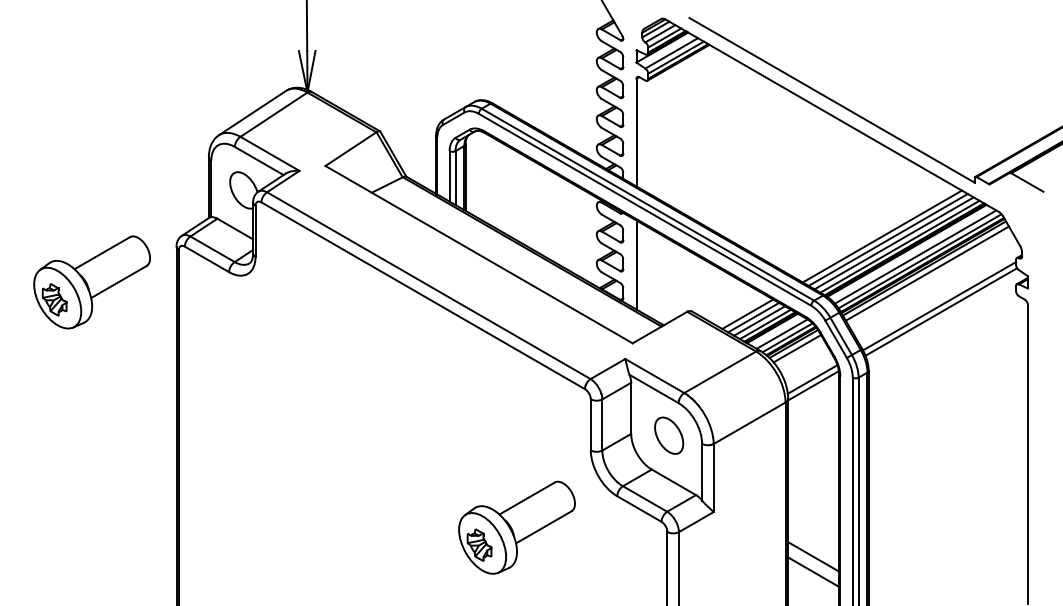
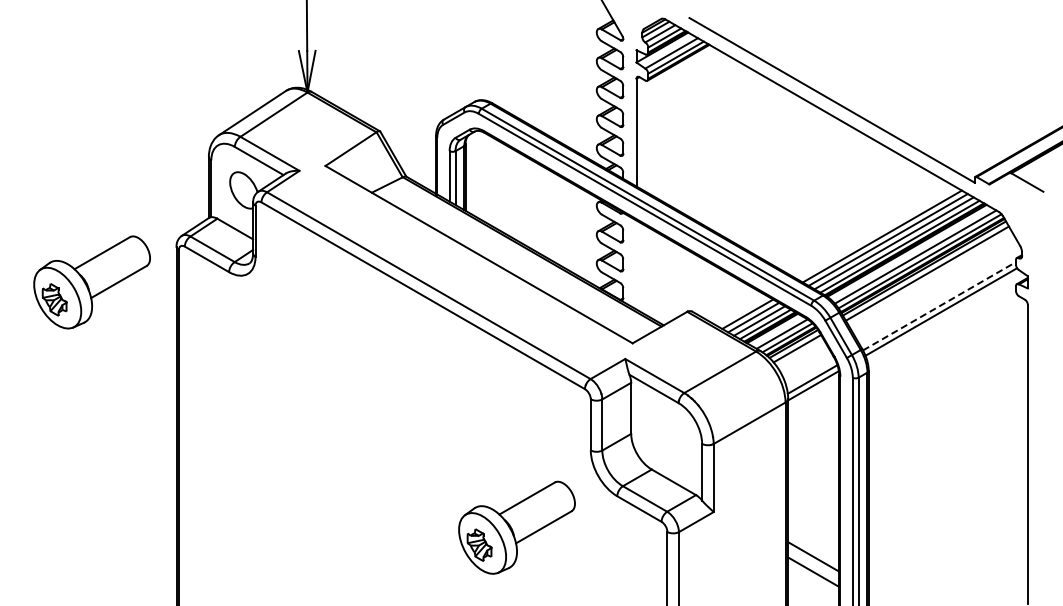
line: present -> none (636, 264)
line: solid -> dashed (939, 305)
part: present -> none (669, 435)
